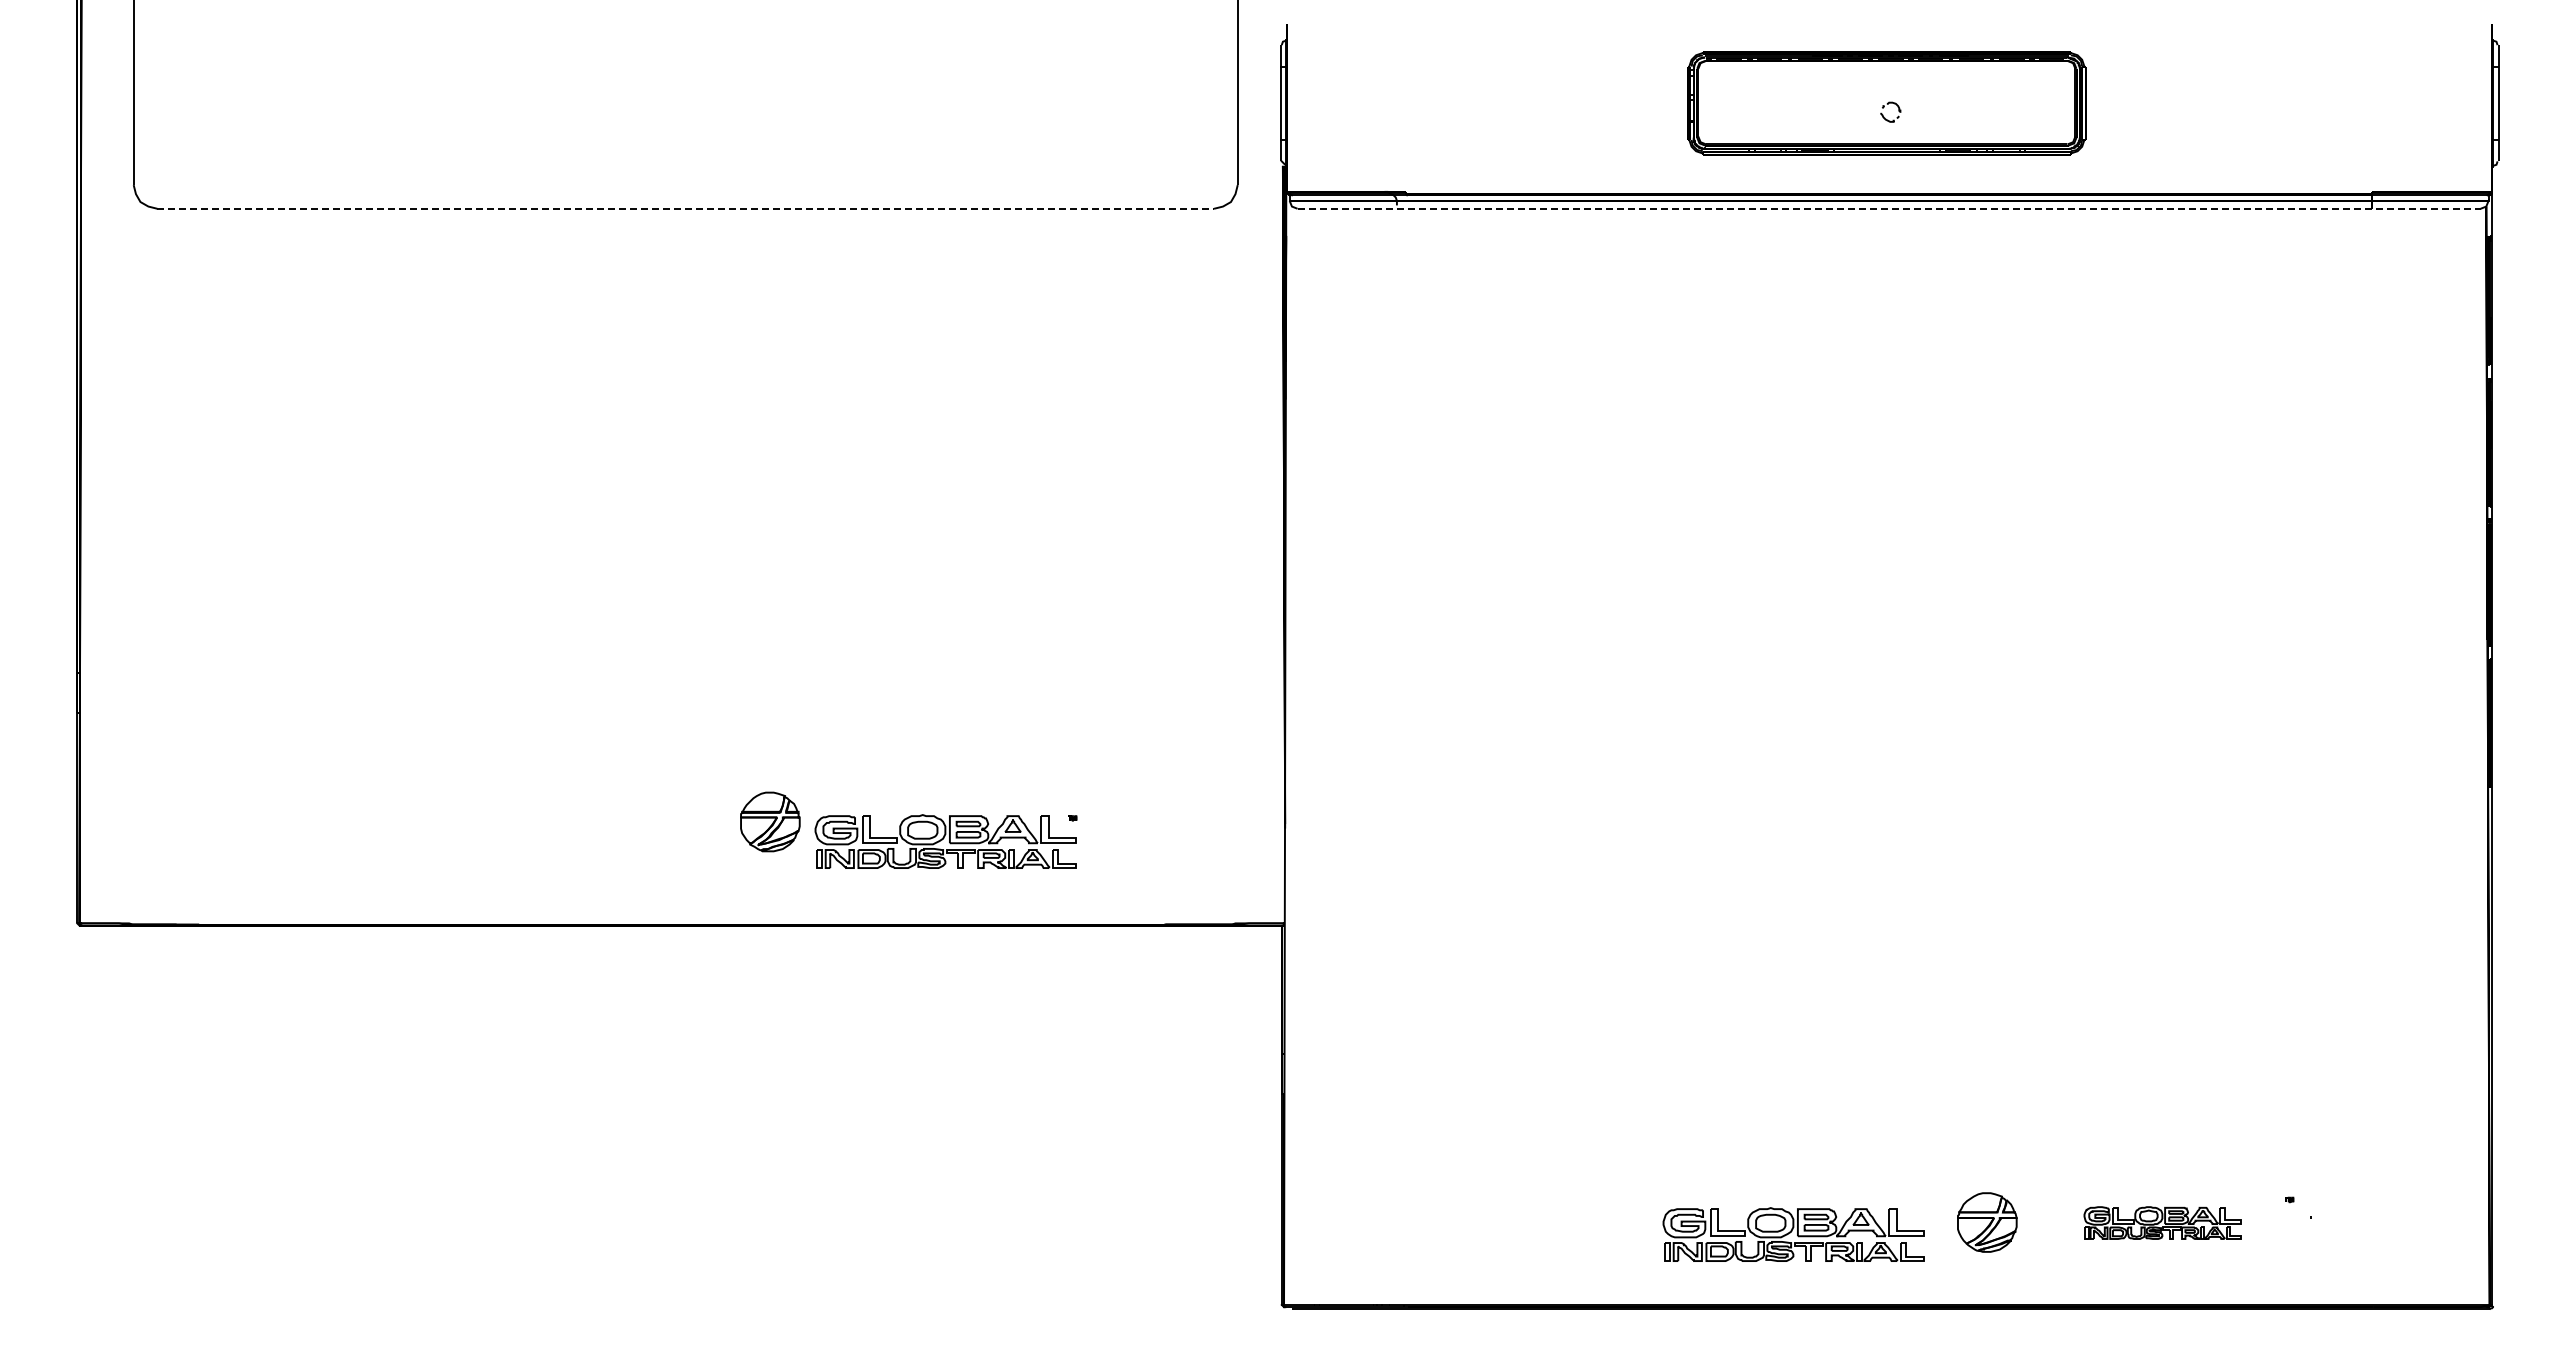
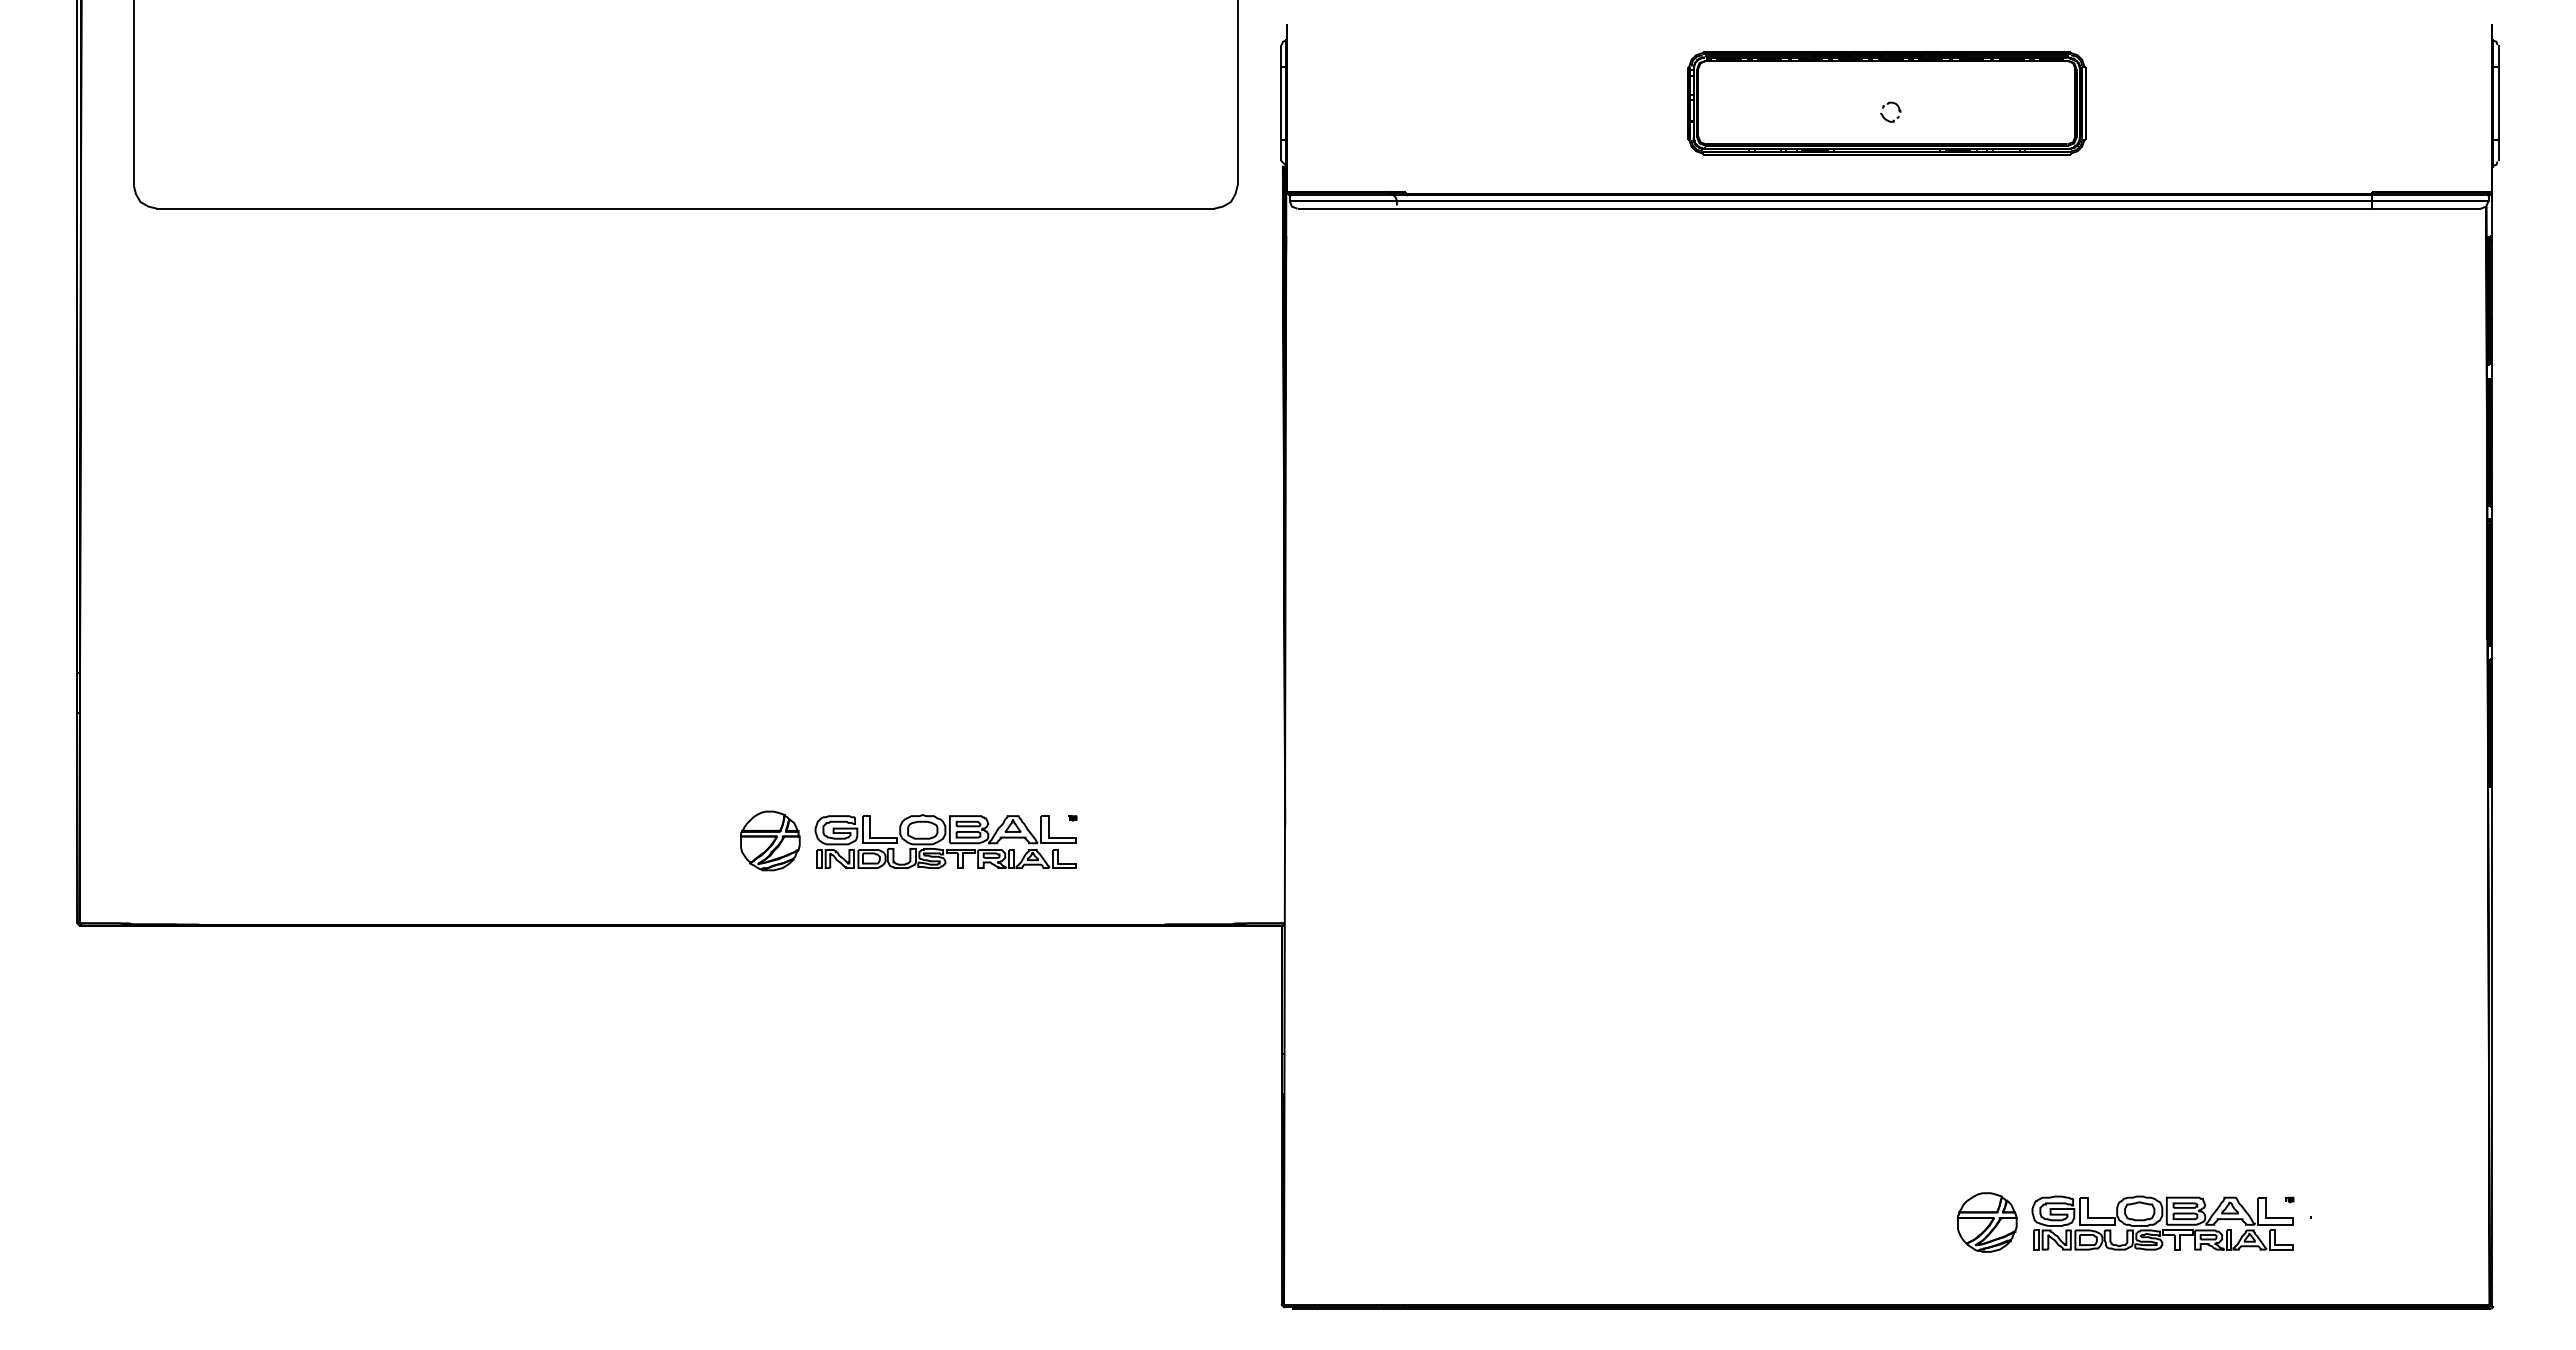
line: dashed -> solid (686, 208)
line: dashed -> solid (1890, 208)
part position: (770, 821) -> (770, 840) (770, 840)
part size: 159x34 px -> 263x56 px (2162, 1222)
part: present -> none (1793, 1234)
